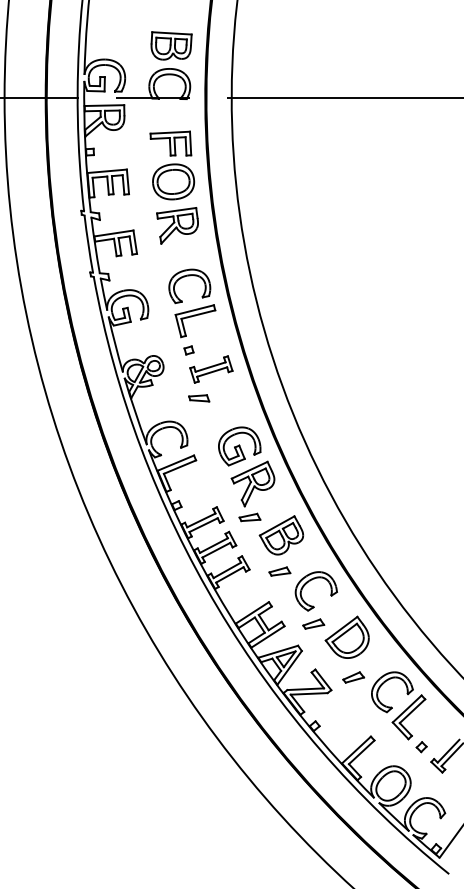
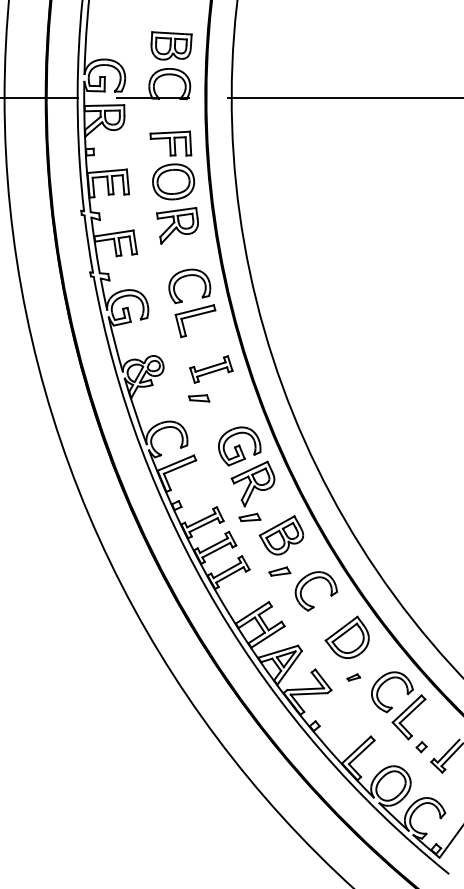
part: present -> none (188, 350)
part: present -> none (313, 623)
part size: 24x13 px -> 16x9 px (353, 677)
